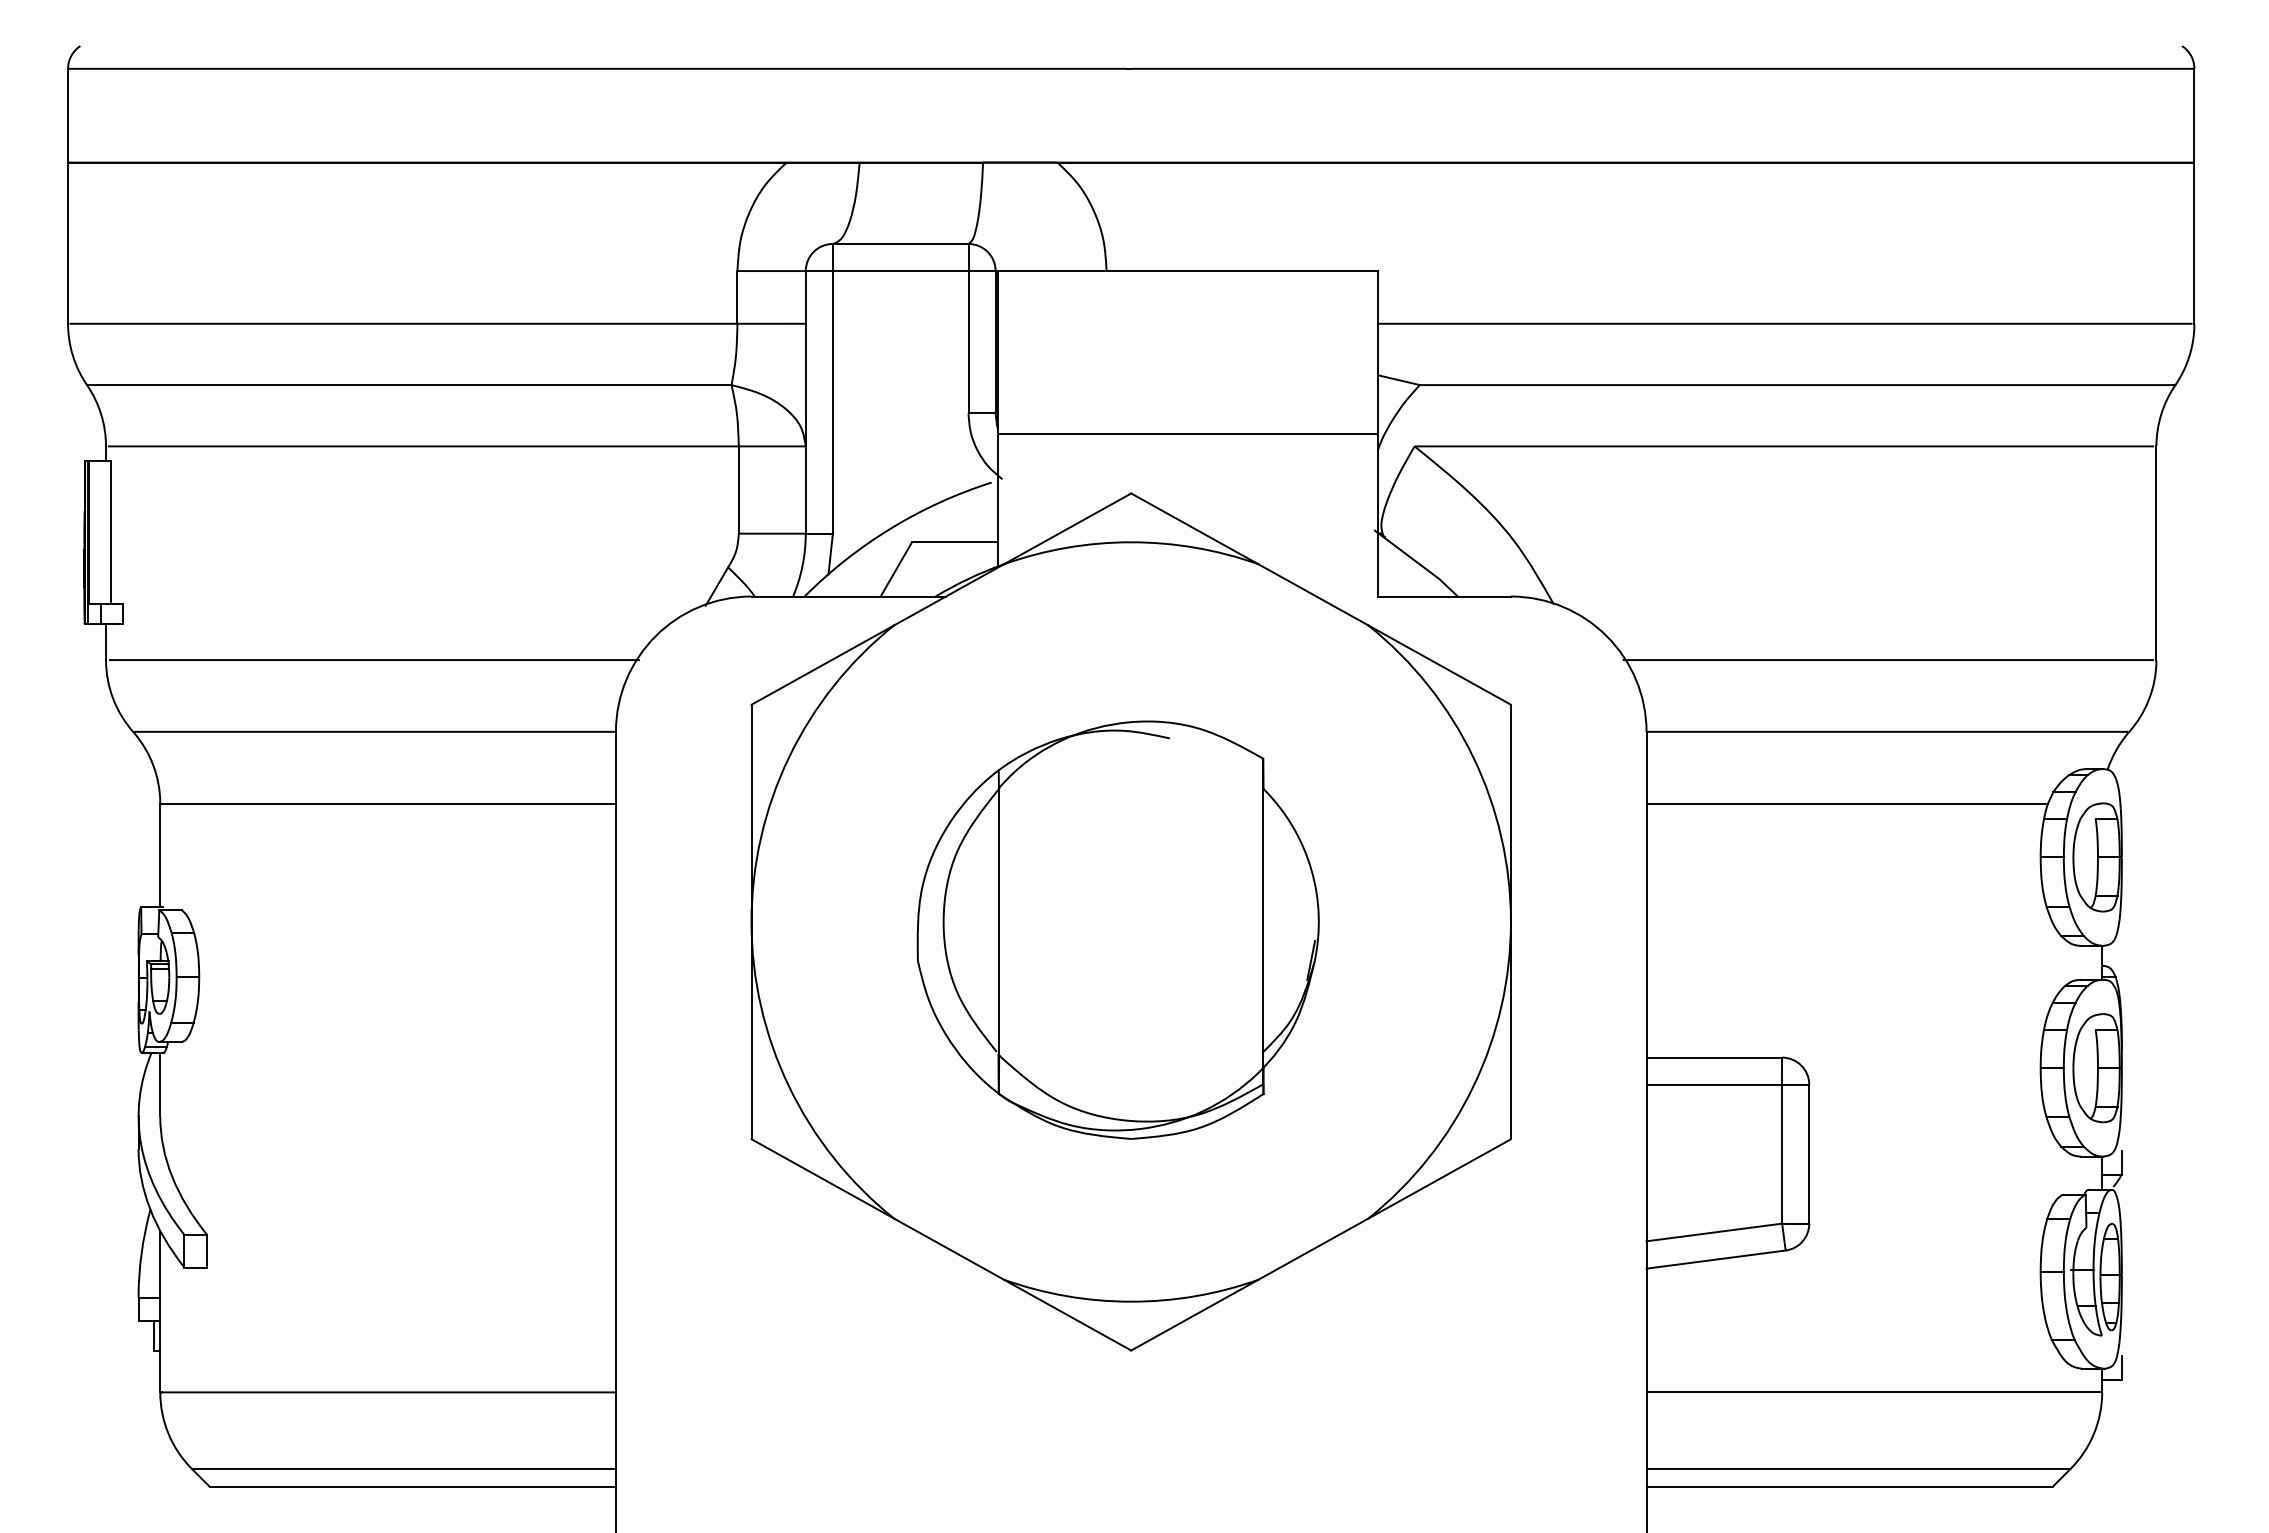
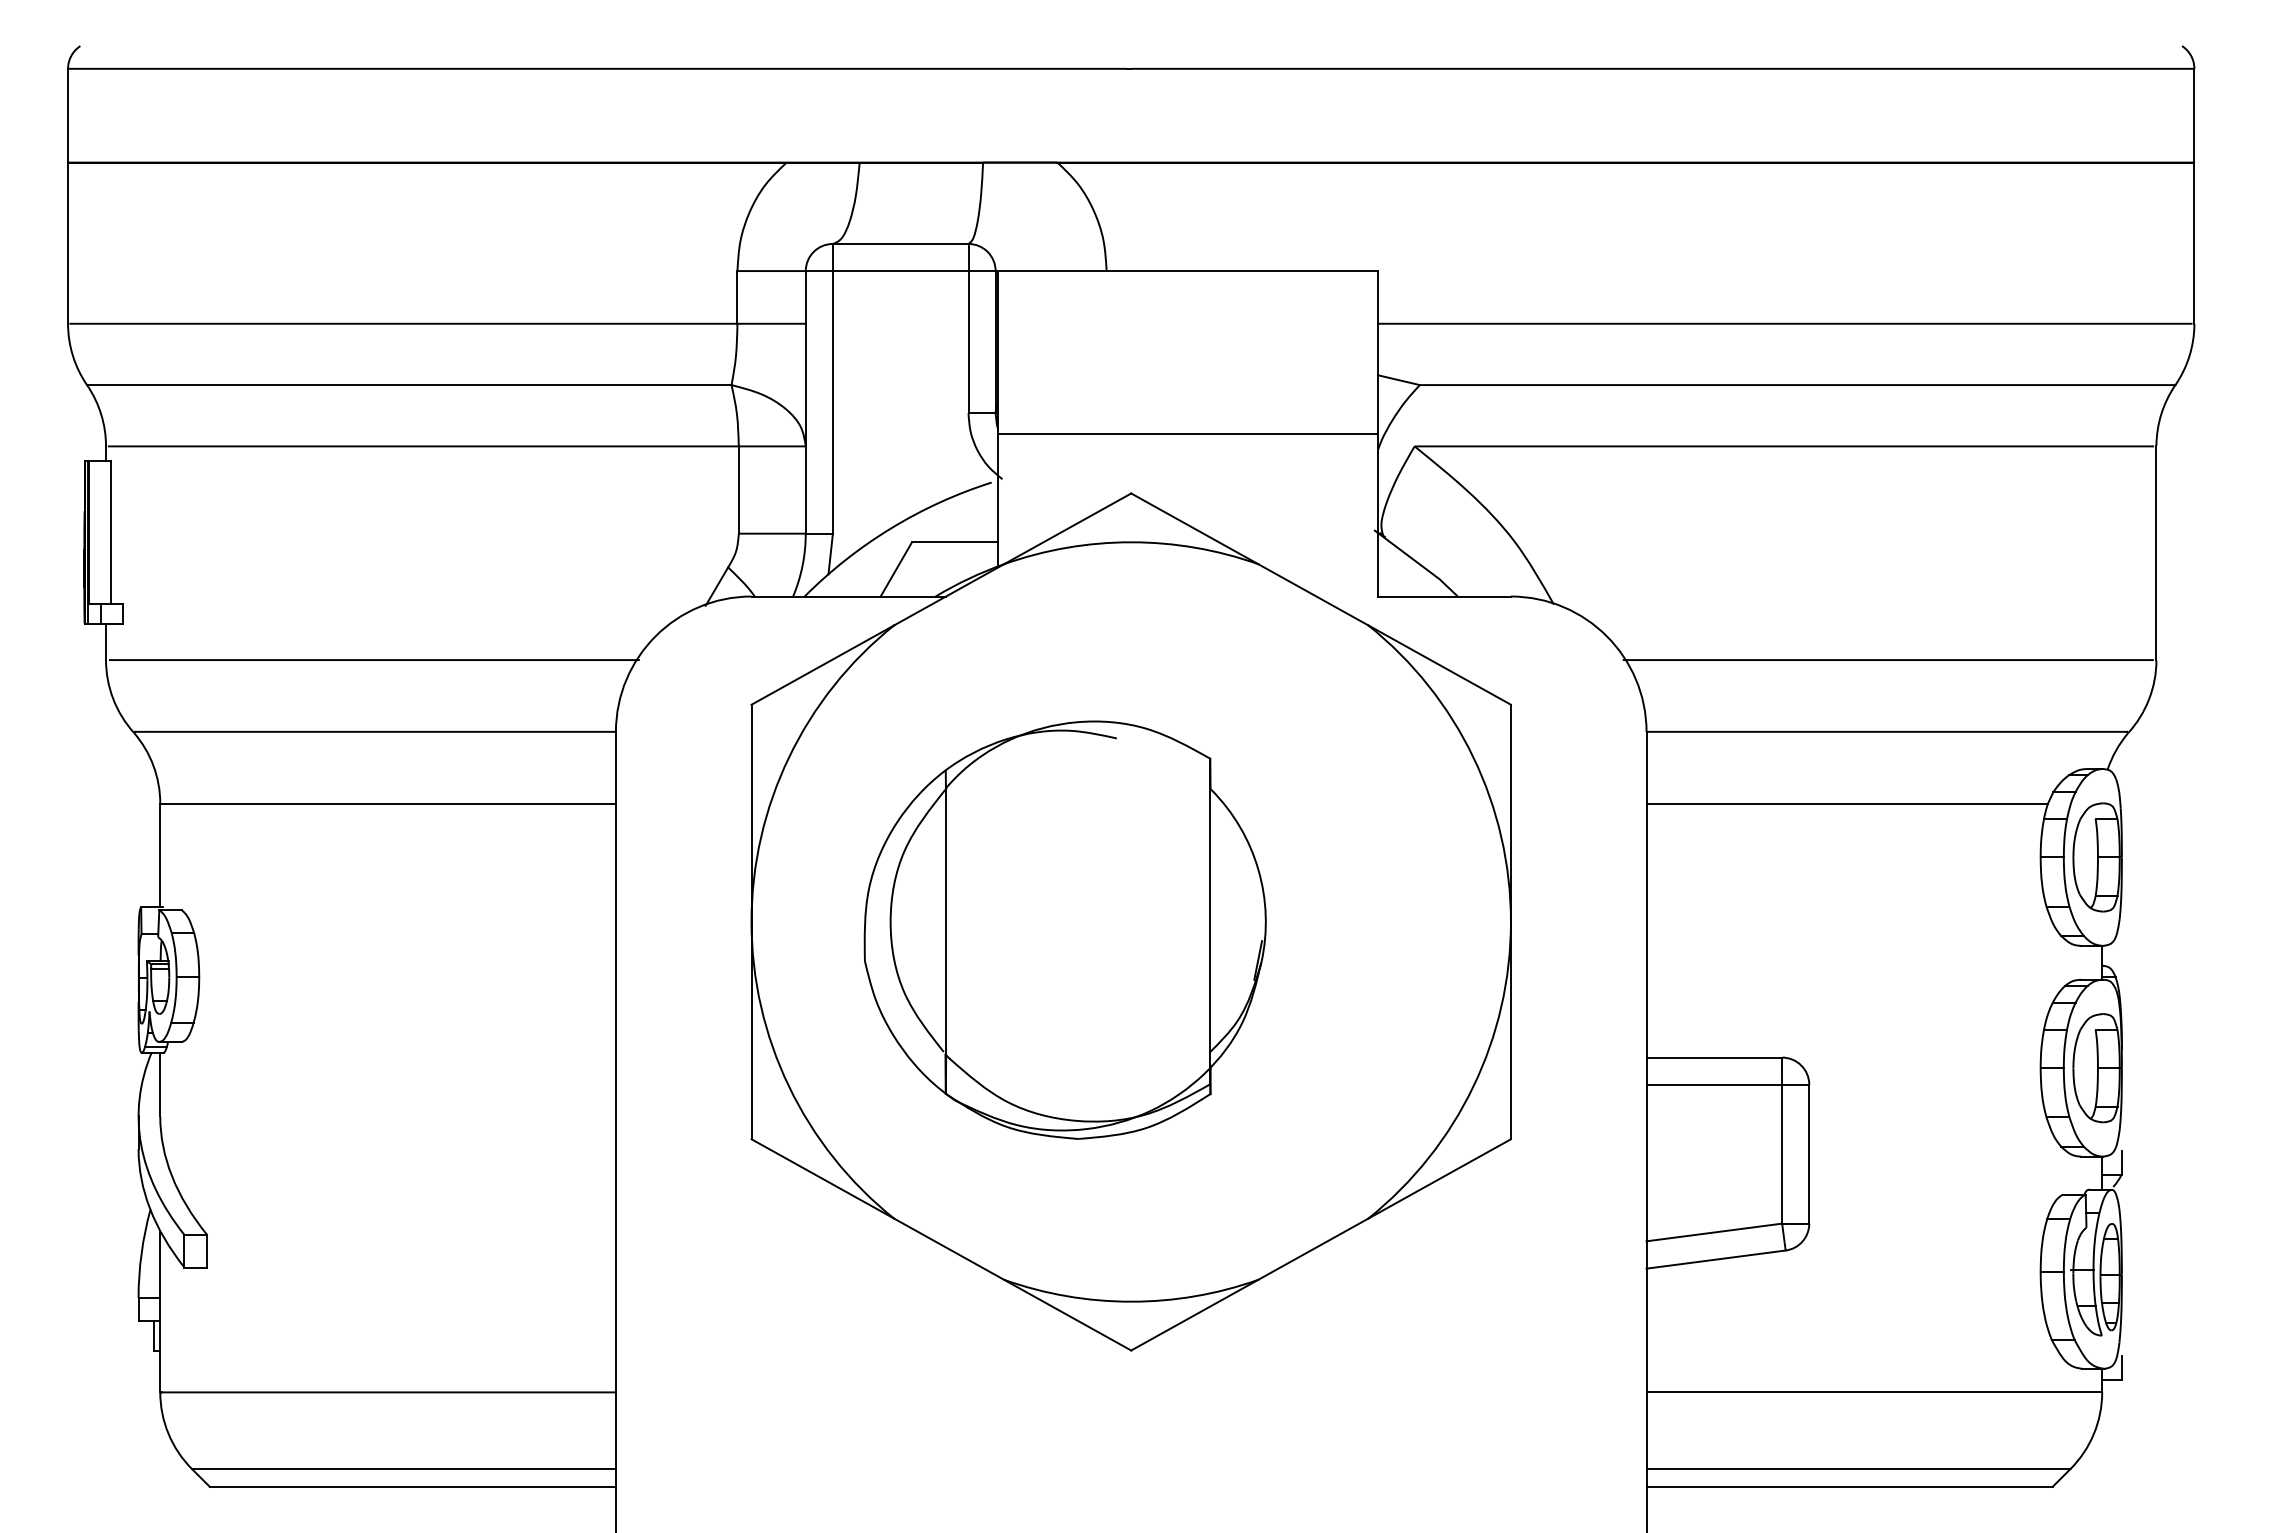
part position: (1117, 929) -> (1064, 929) (1064, 929)
